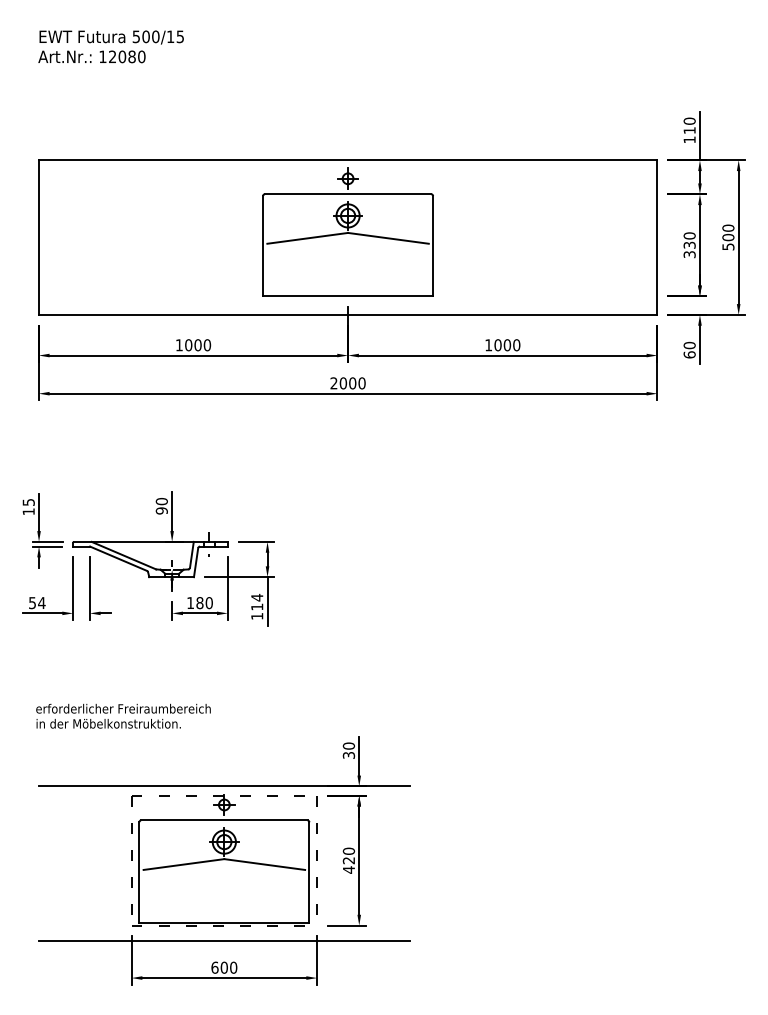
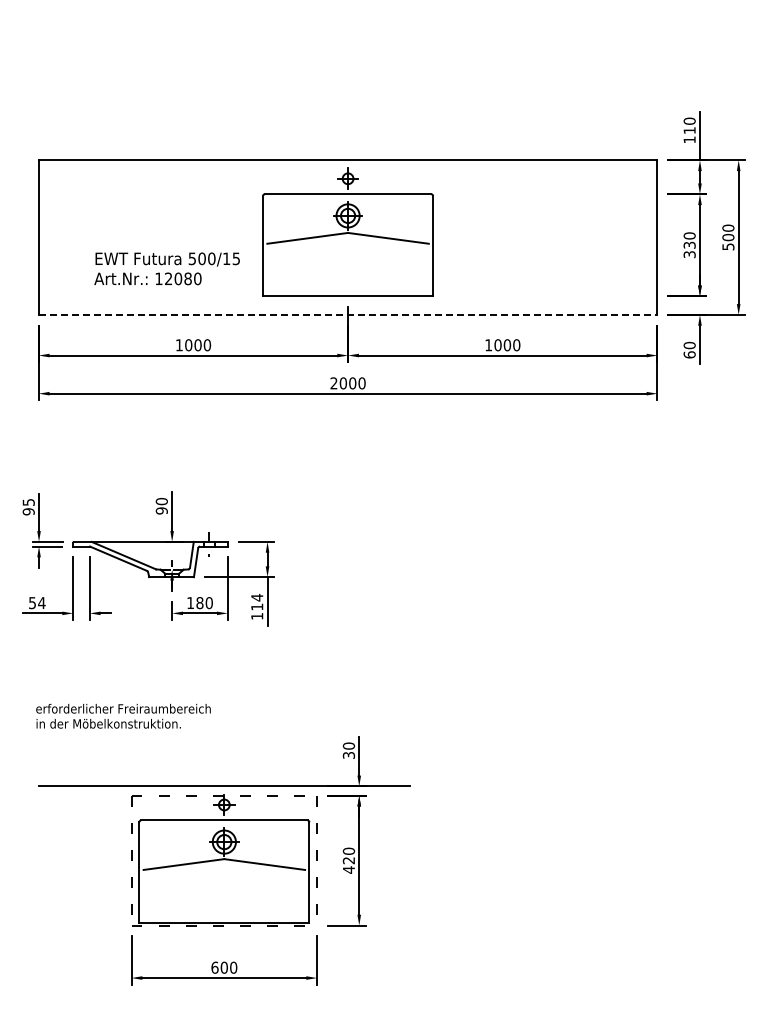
text position: (110, 46) -> (166, 268) (166, 268)
line: solid -> dashed (348, 314)
text: 15 -> 95 (28, 511)
line: present -> none (223, 941)
